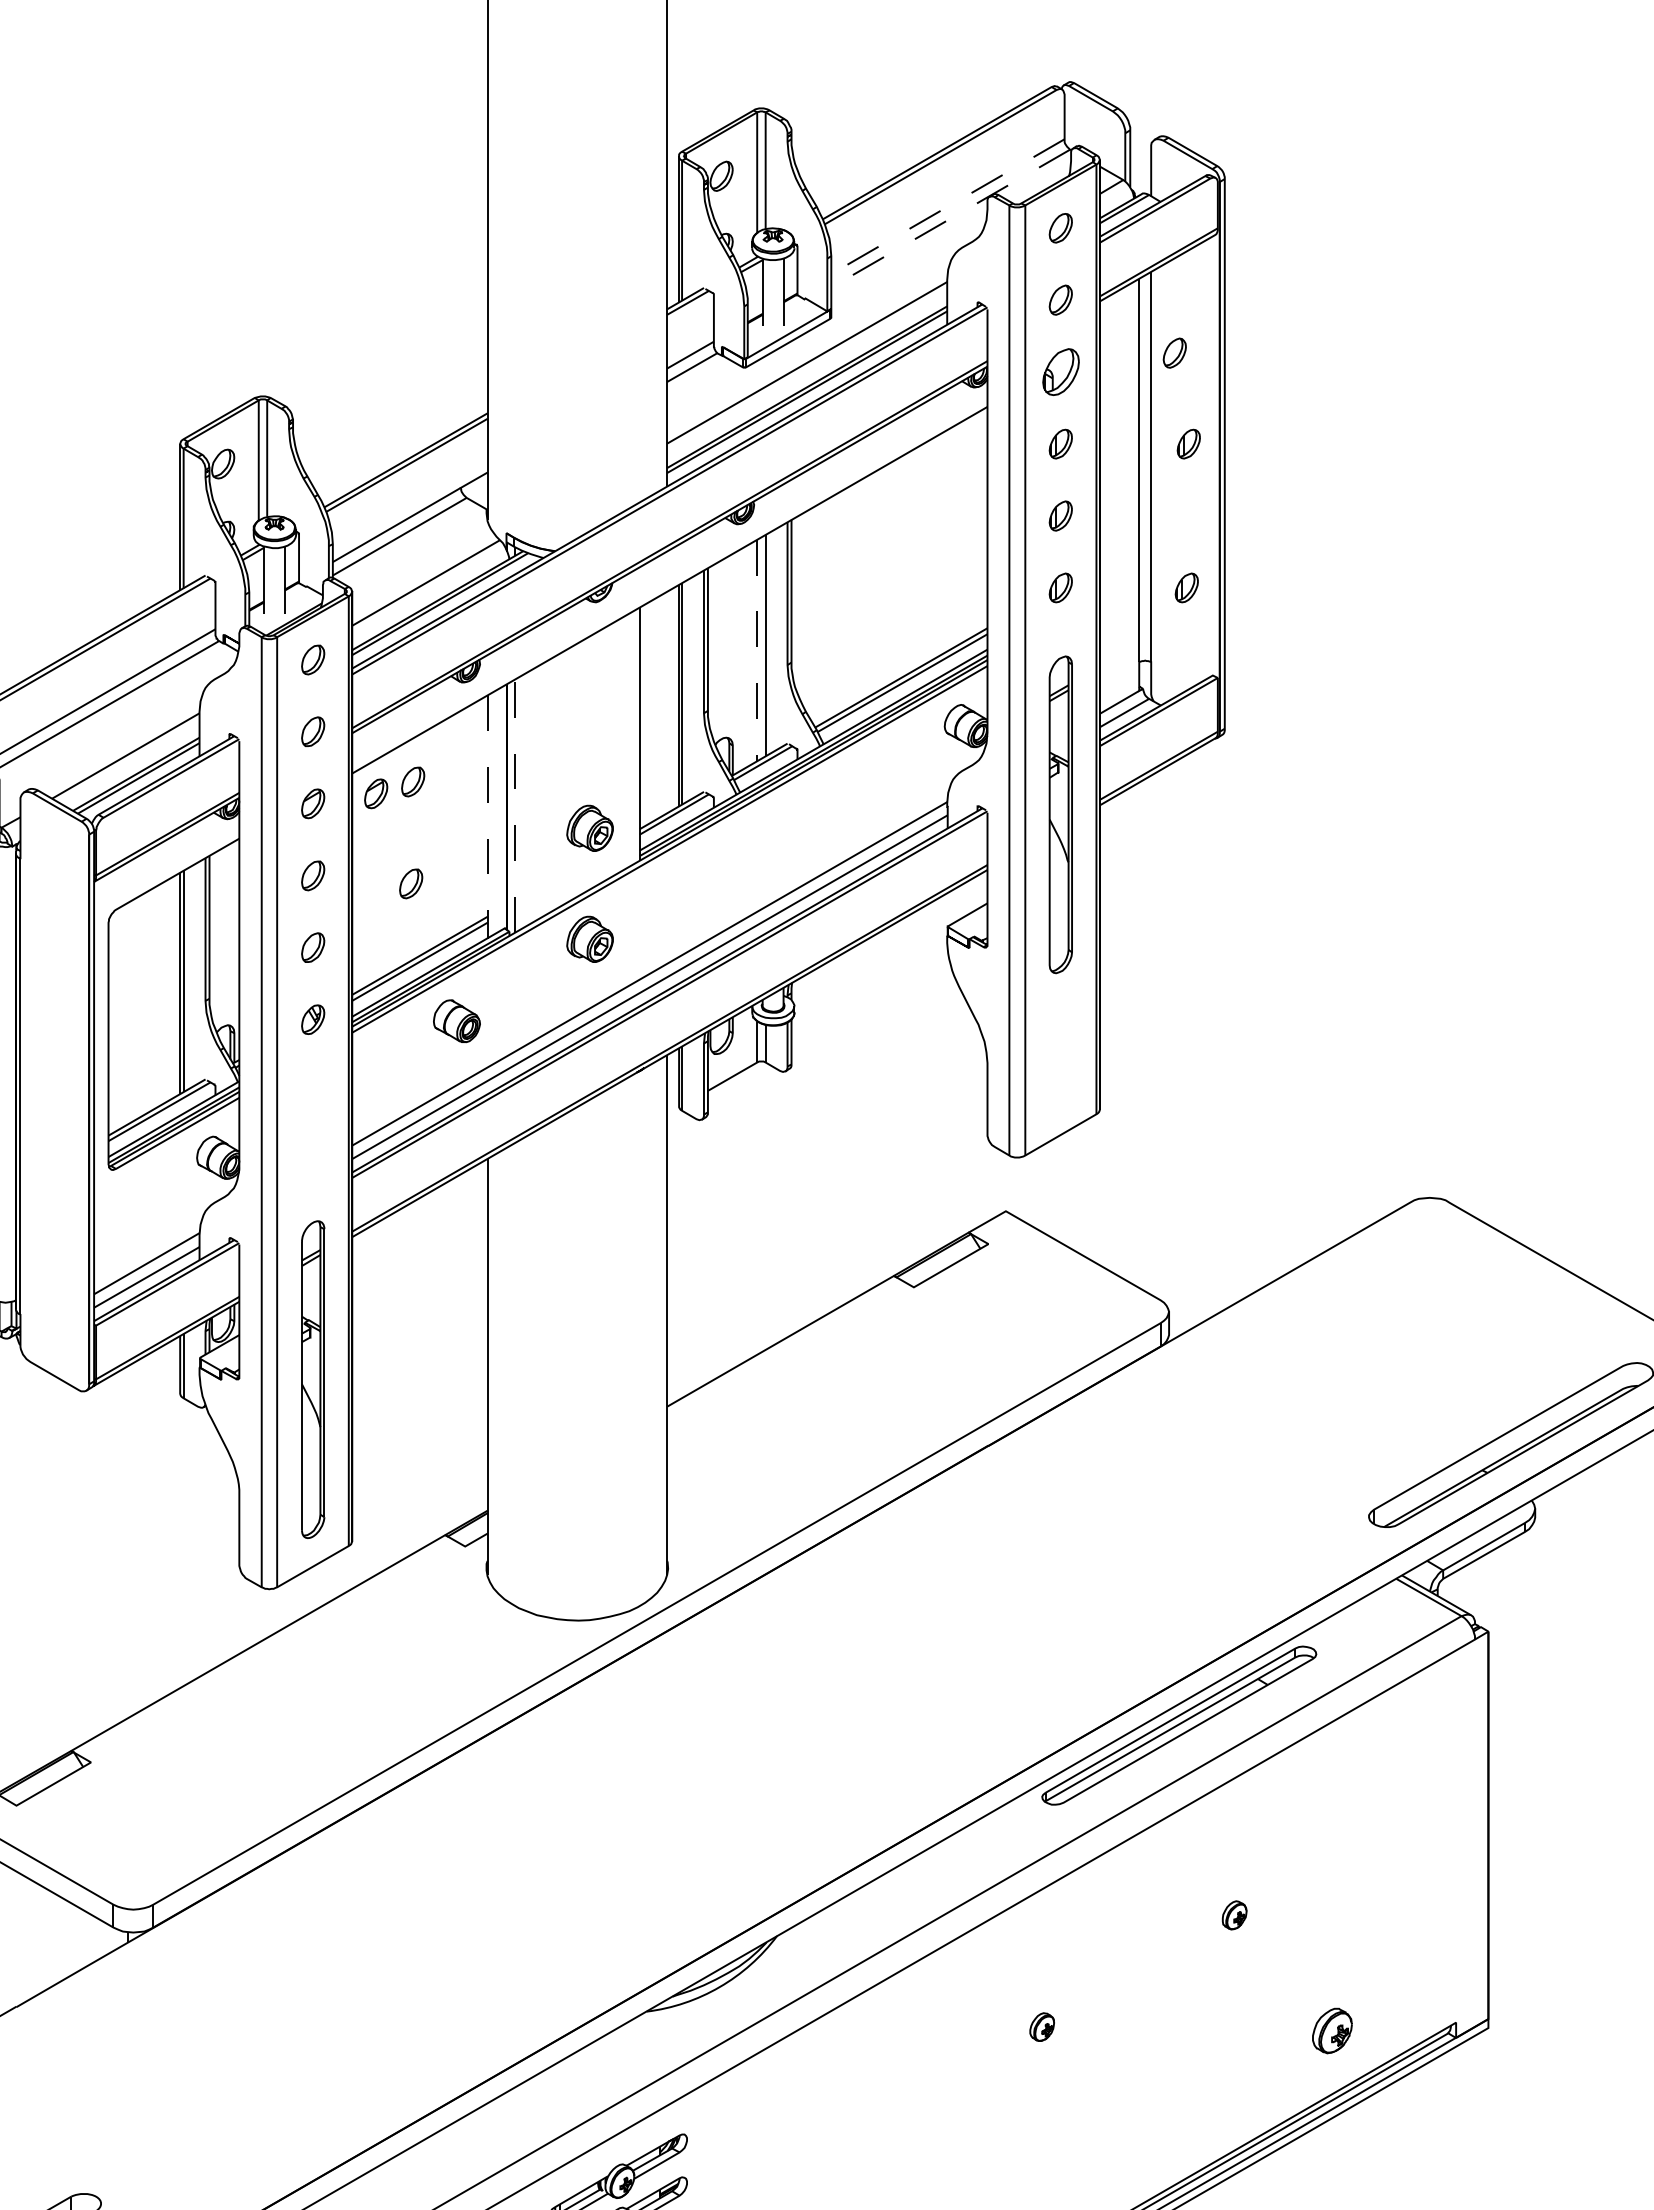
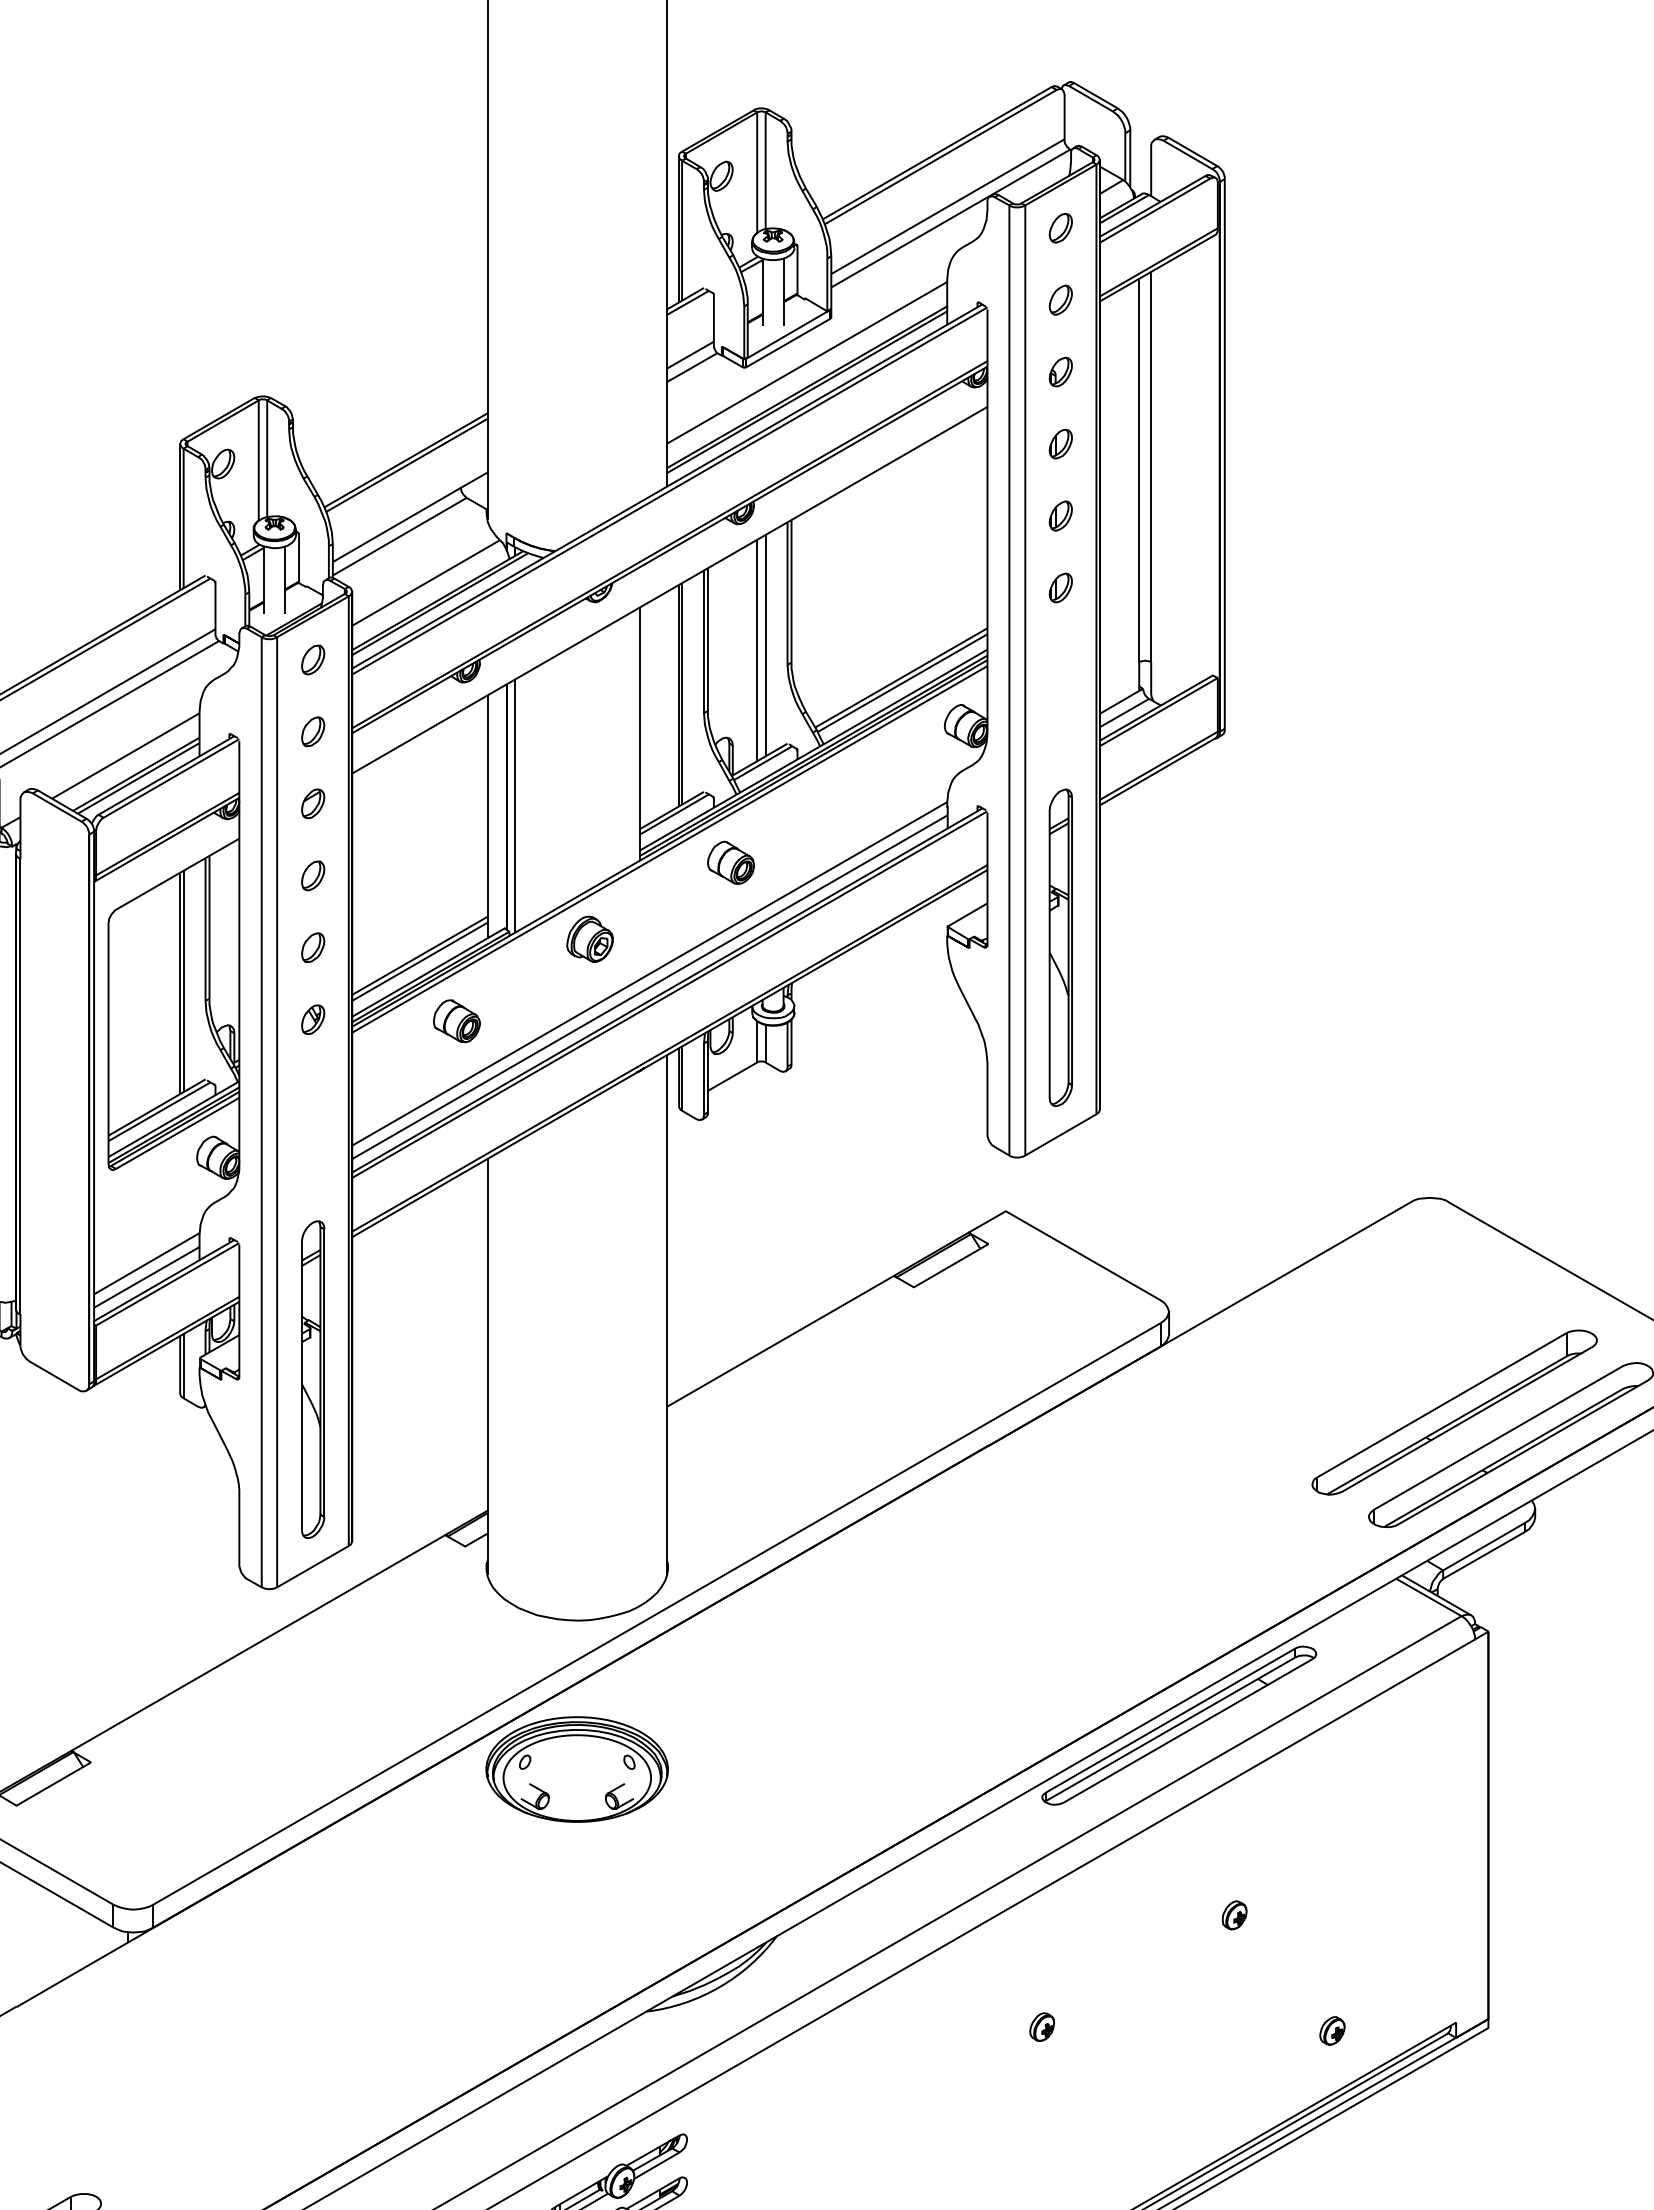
line: dashed -> solid (947, 206)
line: dashed -> solid (950, 218)
part: present -> none (1174, 352)
part size: 38x48 px -> 25x32 px (1060, 371)
part: present -> none (1188, 443)
part: present -> none (1186, 587)
line: dashed -> solid (757, 650)
part: present -> none (413, 781)
part: present -> none (376, 793)
line: dashed -> solid (514, 806)
part position: (1060, 814) -> (1060, 947) (1060, 947)
line: dashed -> solid (487, 817)
part: present -> none (589, 827)
part: none -> present (731, 862)
part: present -> none (411, 883)
part: none -> present (1454, 1412)
part: none -> present (576, 1769)
part size: 41x48 px -> 27x30 px (1332, 2030)
